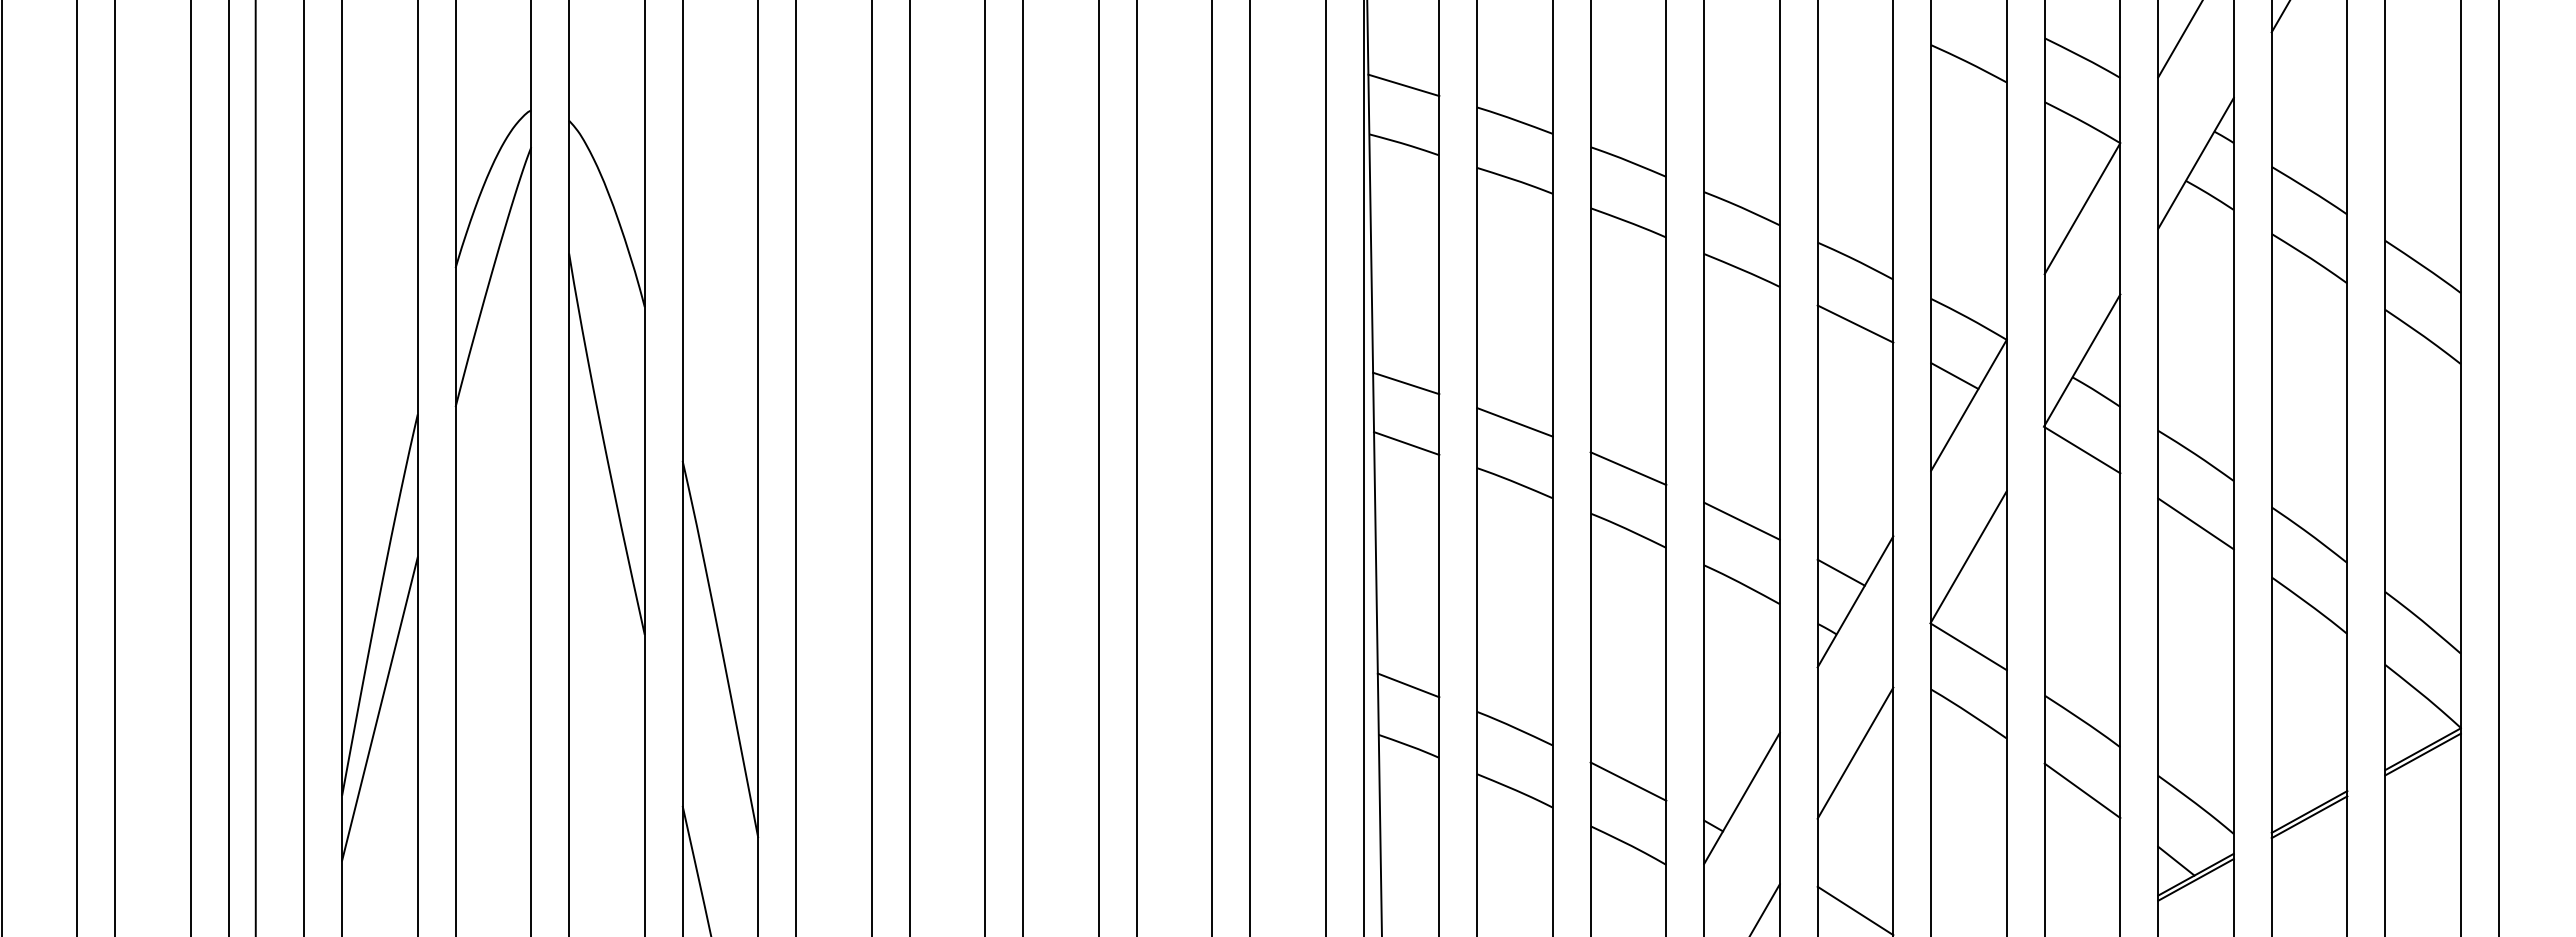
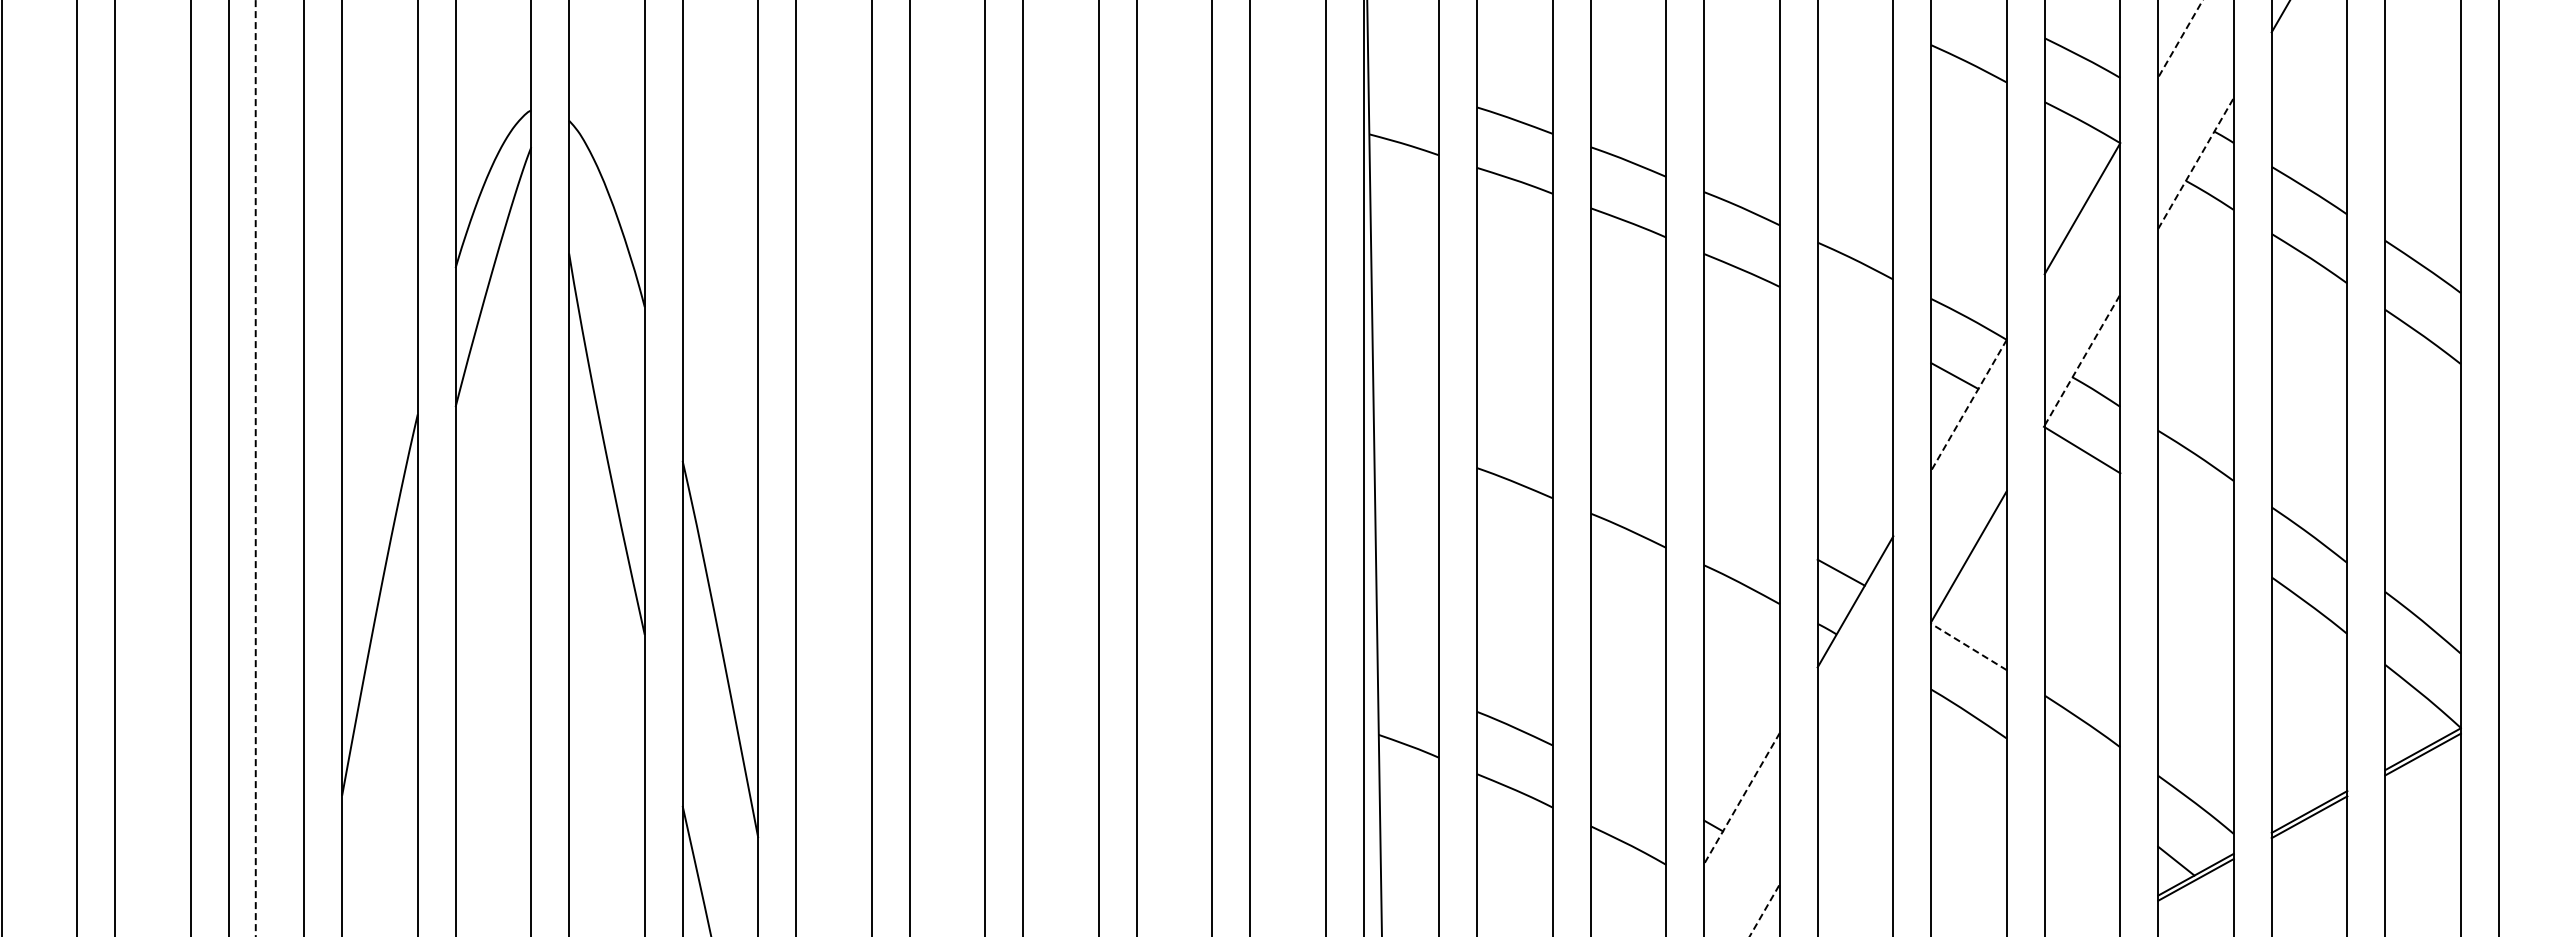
line: solid -> dashed (2180, 39)
line: present -> none (1403, 85)
line: solid -> dashed (2196, 163)
line: present -> none (1855, 323)
line: solid -> dashed (2082, 360)
line: present -> none (1406, 383)
line: solid -> dashed (1969, 405)
line: present -> none (1514, 422)
line: present -> none (1406, 443)
line: solid -> dashed (255, 468)
line: present -> none (1628, 468)
line: present -> none (1741, 520)
line: present -> none (2195, 523)
line: solid -> dashed (1968, 646)
line: present -> none (1408, 685)
line: present -> none (379, 708)
line: present -> none (1855, 752)
line: present -> none (1628, 781)
line: present -> none (2082, 790)
line: solid -> dashed (1742, 798)
line: present -> none (1853, 909)
line: solid -> dashed (1764, 910)
